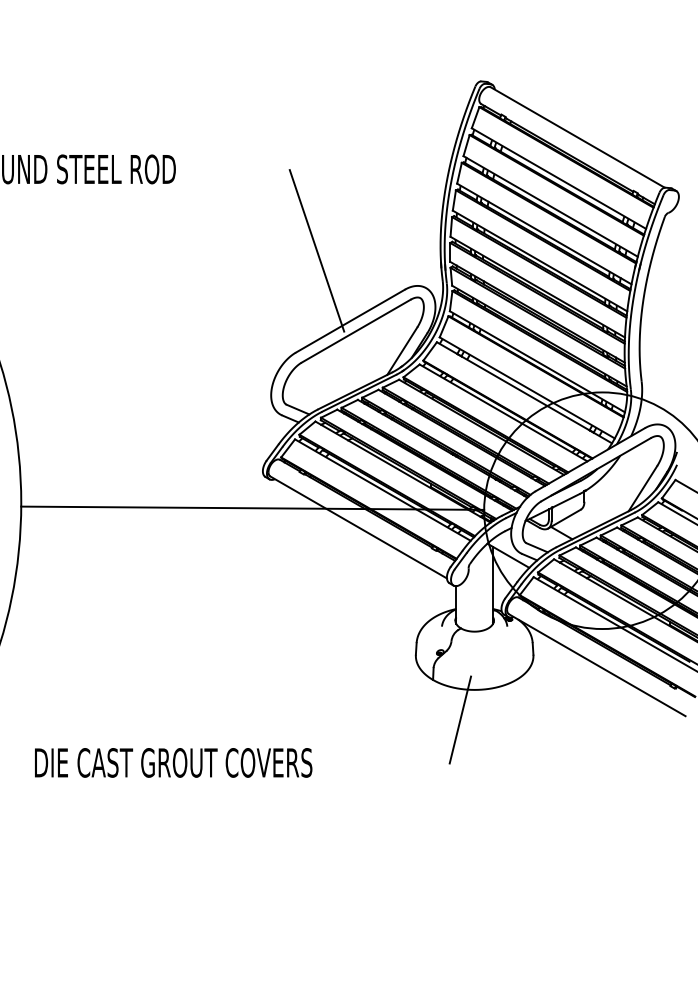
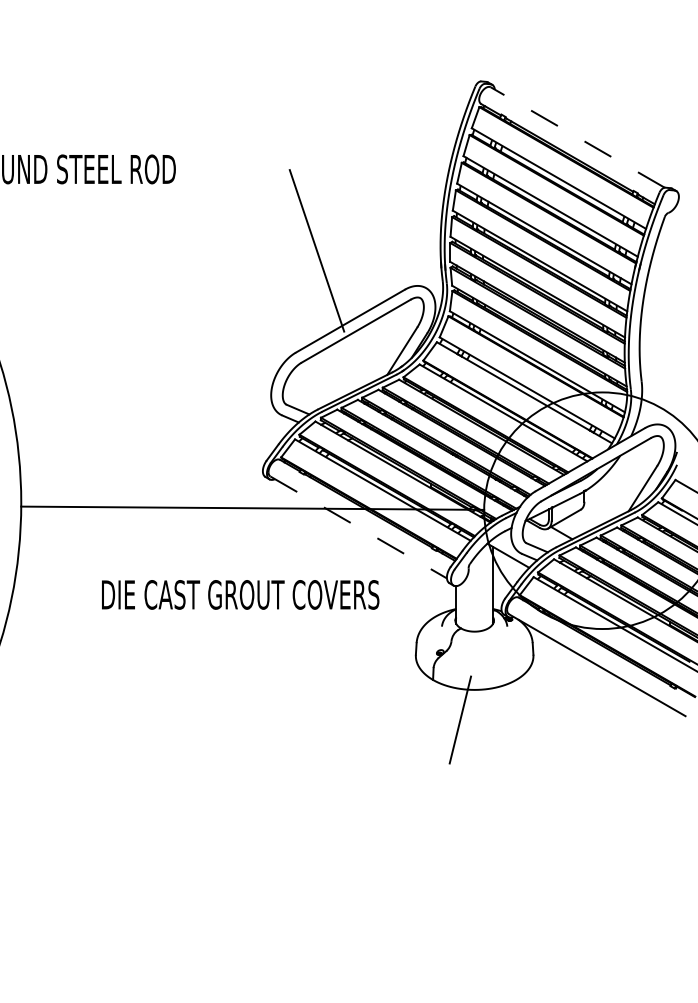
line: solid -> dashed (577, 137)
line: solid -> dashed (358, 527)
text position: (173, 762) -> (240, 594) (240, 594)
